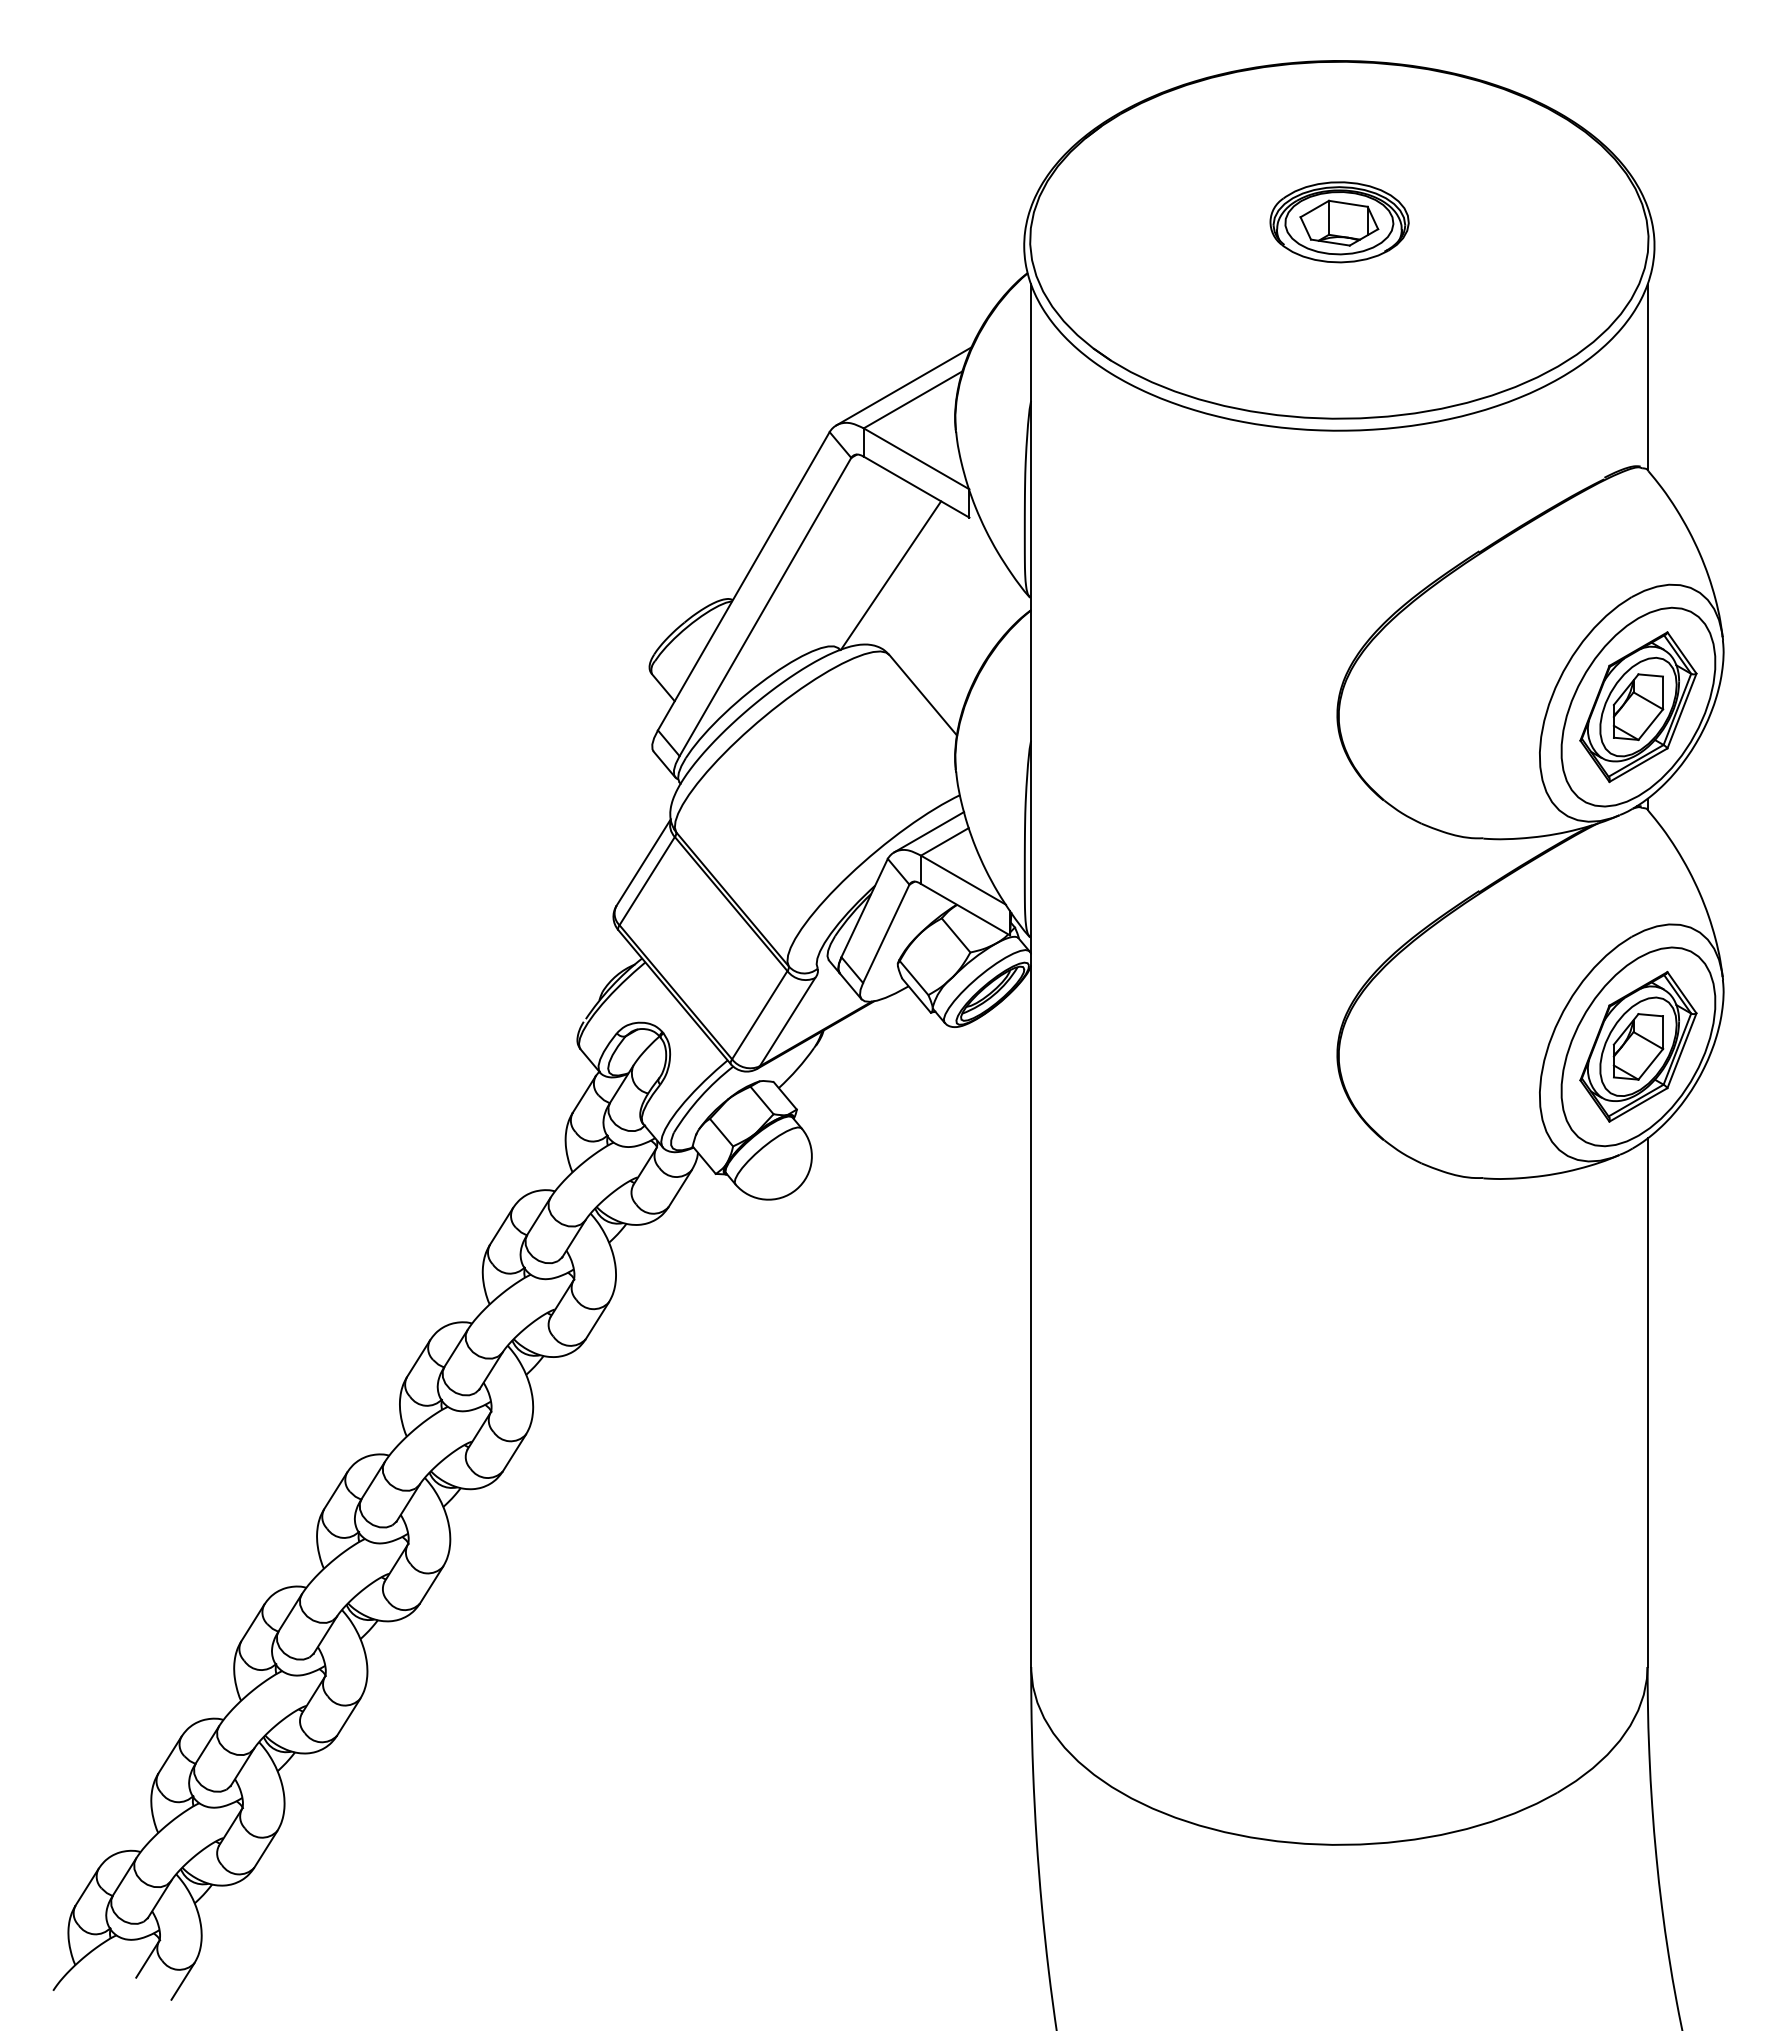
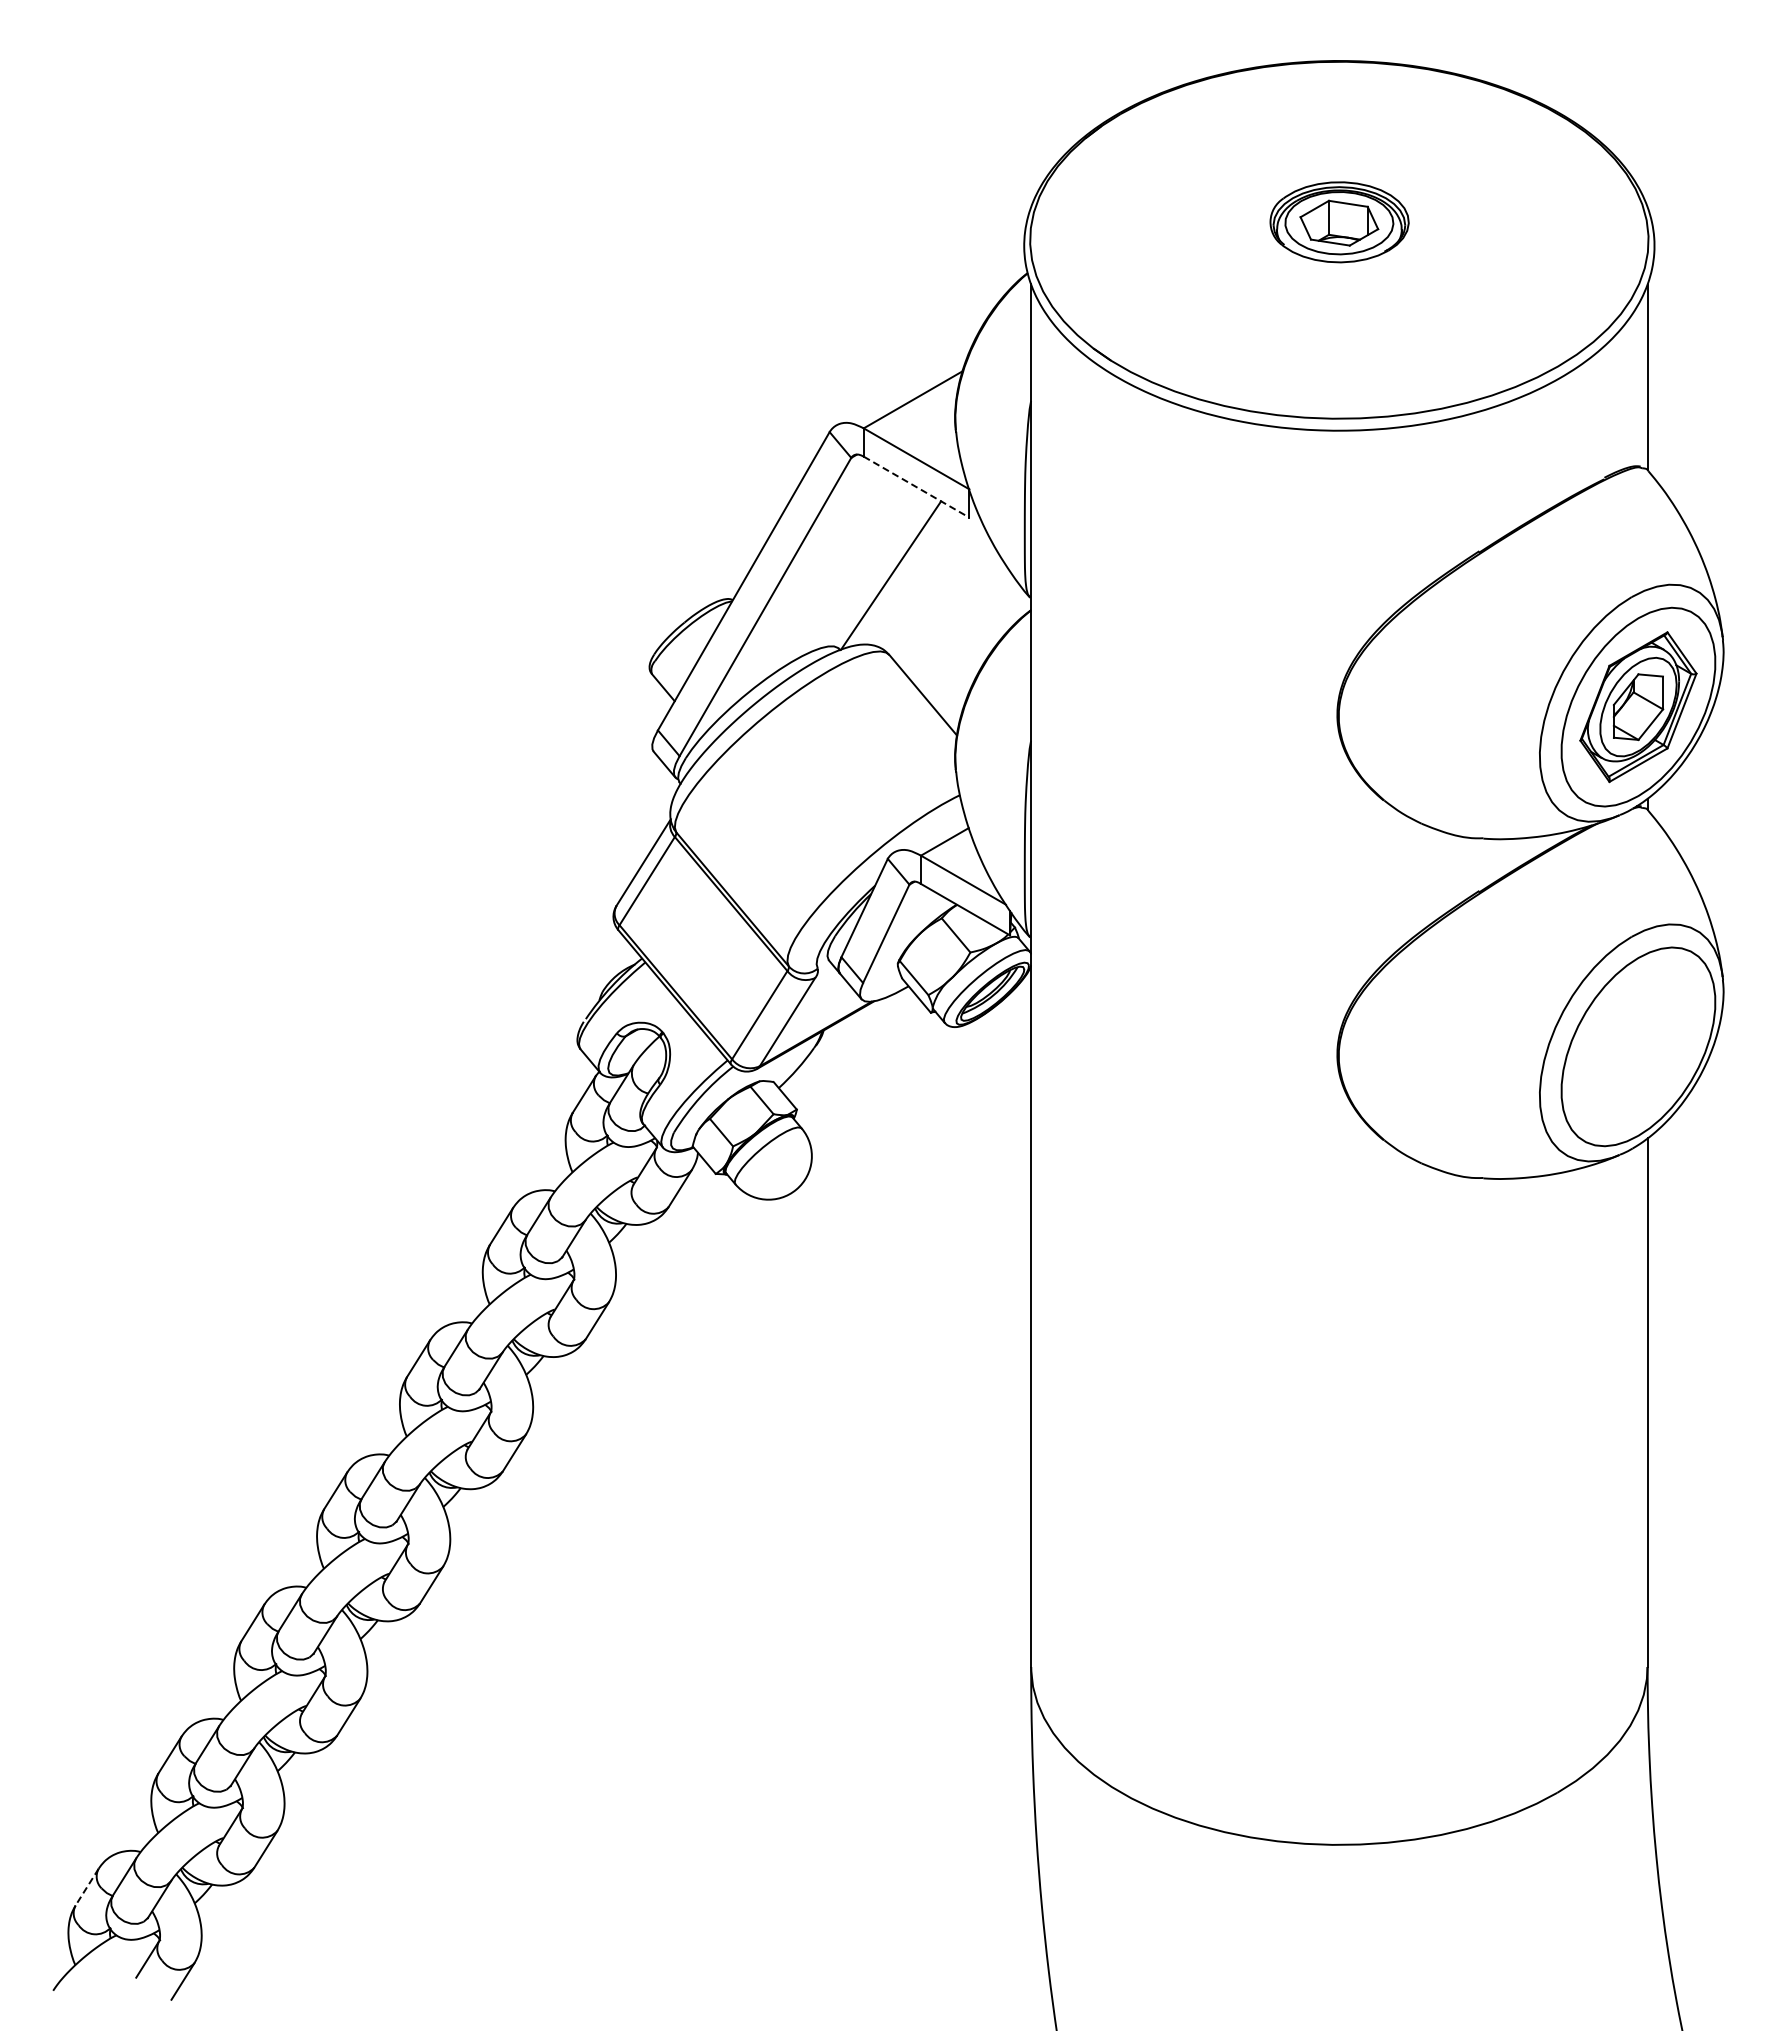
line: present -> none (903, 386)
line: solid -> dashed (917, 487)
line: present -> none (929, 832)
part: present -> none (1638, 1046)
line: solid -> dashed (87, 1887)
